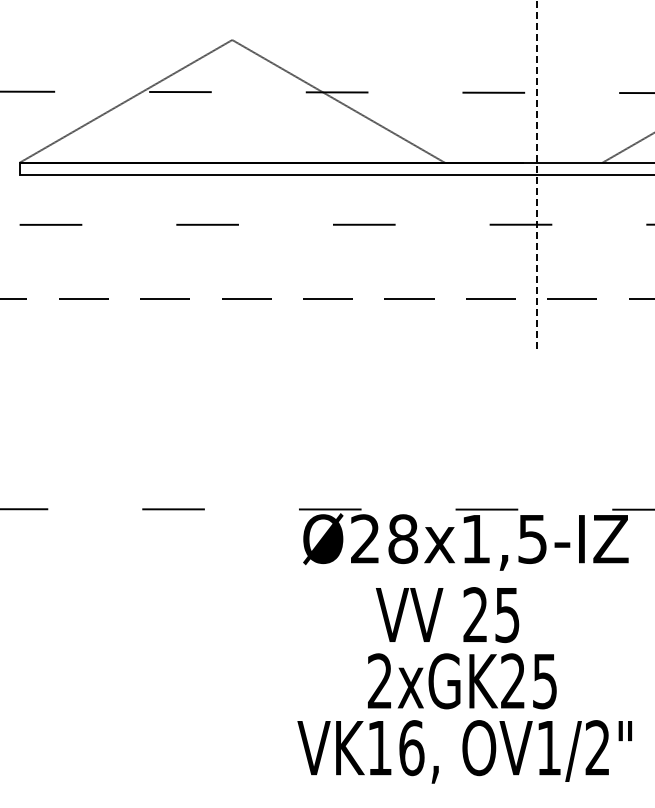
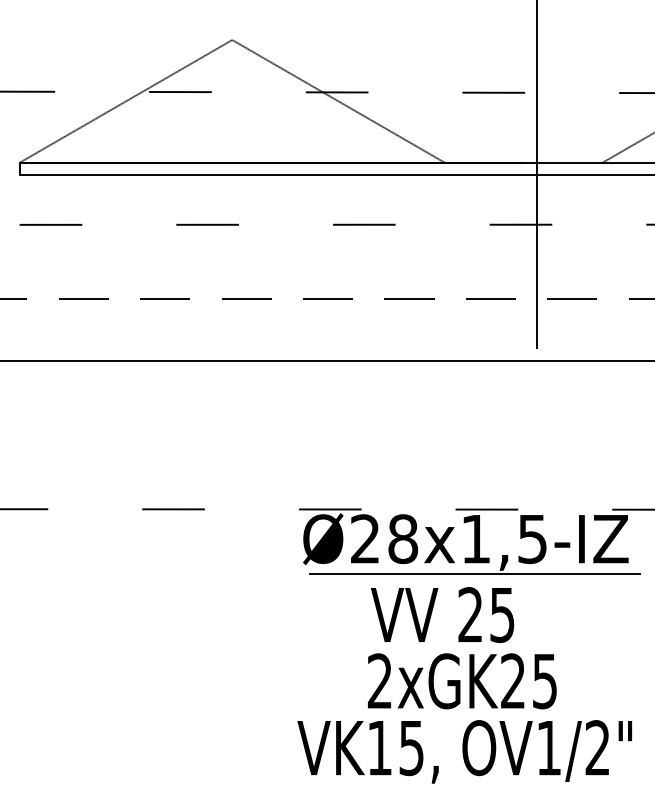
line: dashed -> solid (537, 174)
line: none -> present (326, 361)
line: none -> present (474, 573)
text position: (447, 614) -> (442, 614) (442, 614)
text: VK16, -> VK15, (411, 748)
